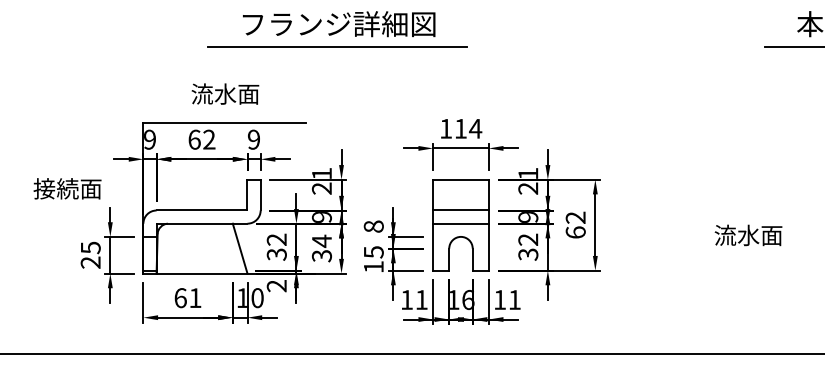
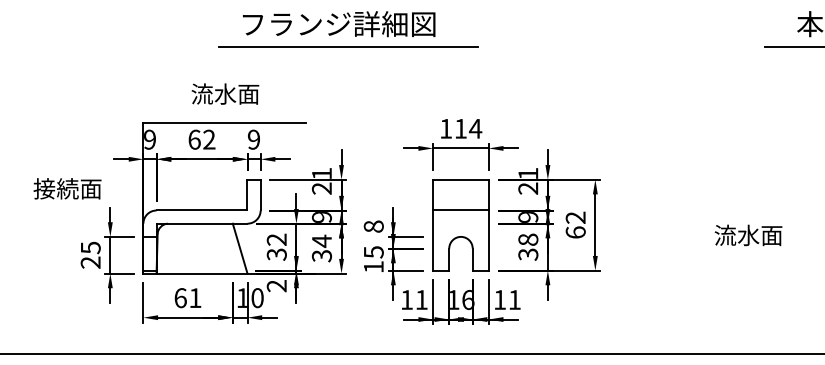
line position: (337, 46) -> (348, 46) (348, 46)
line: present -> none (460, 223)
text: 32 -> 38 (528, 239)
